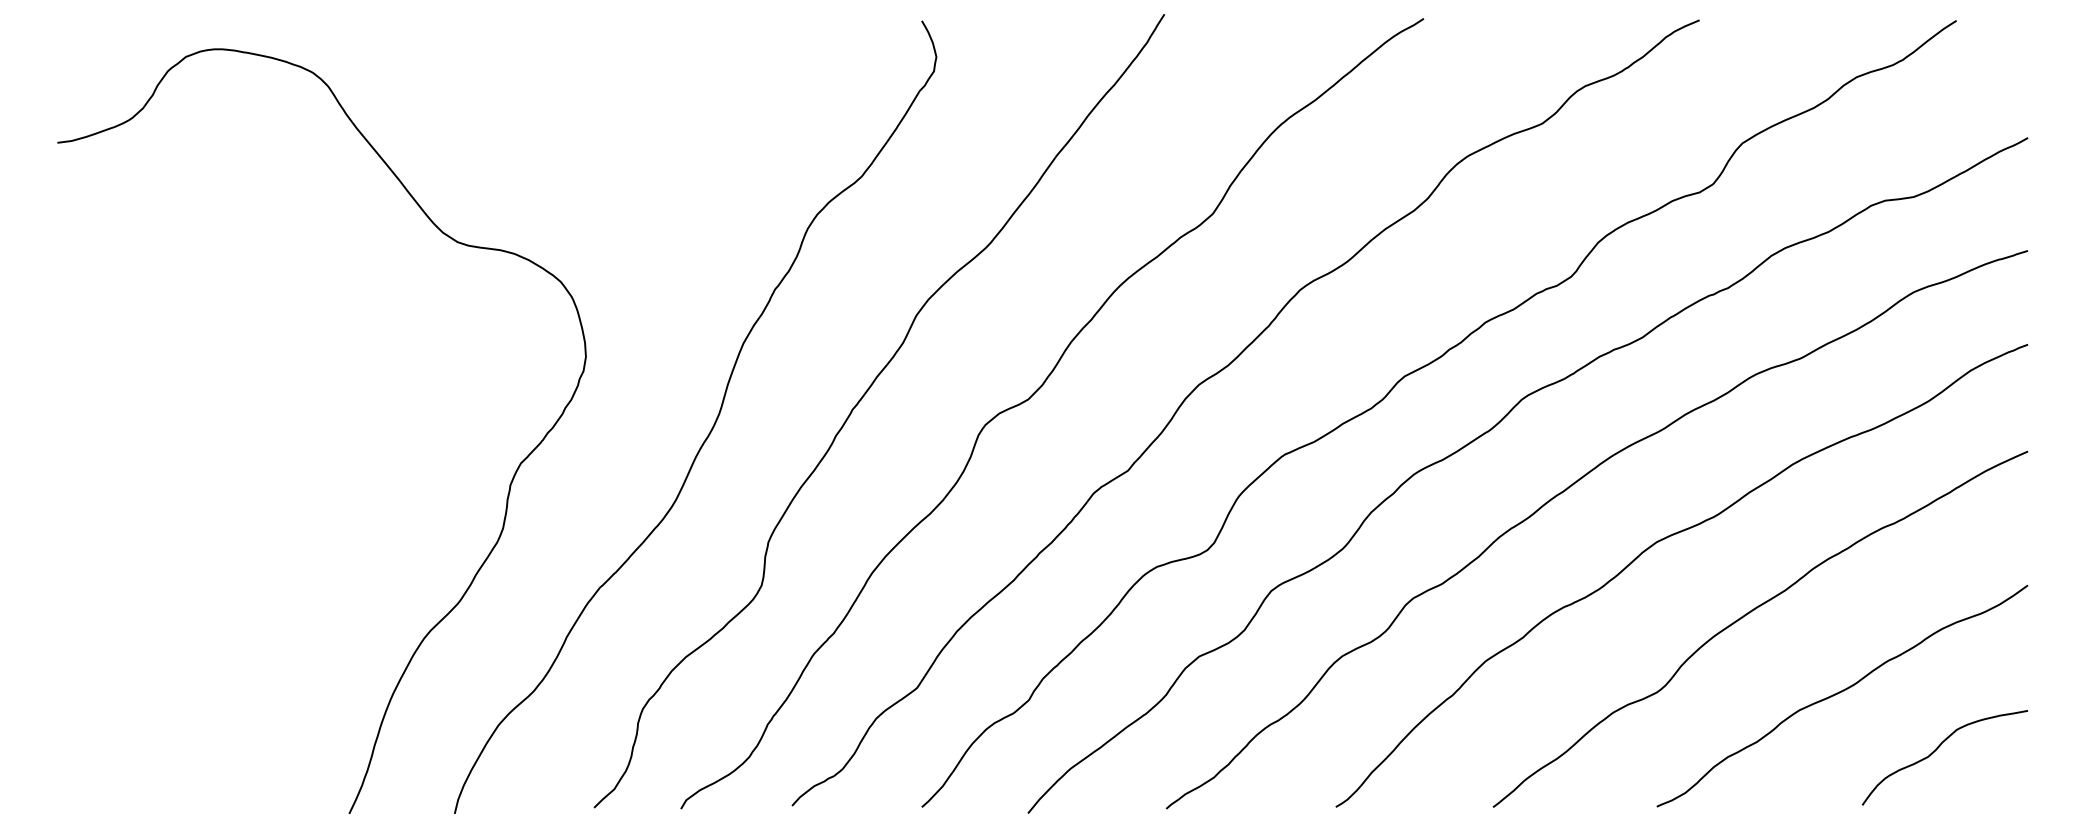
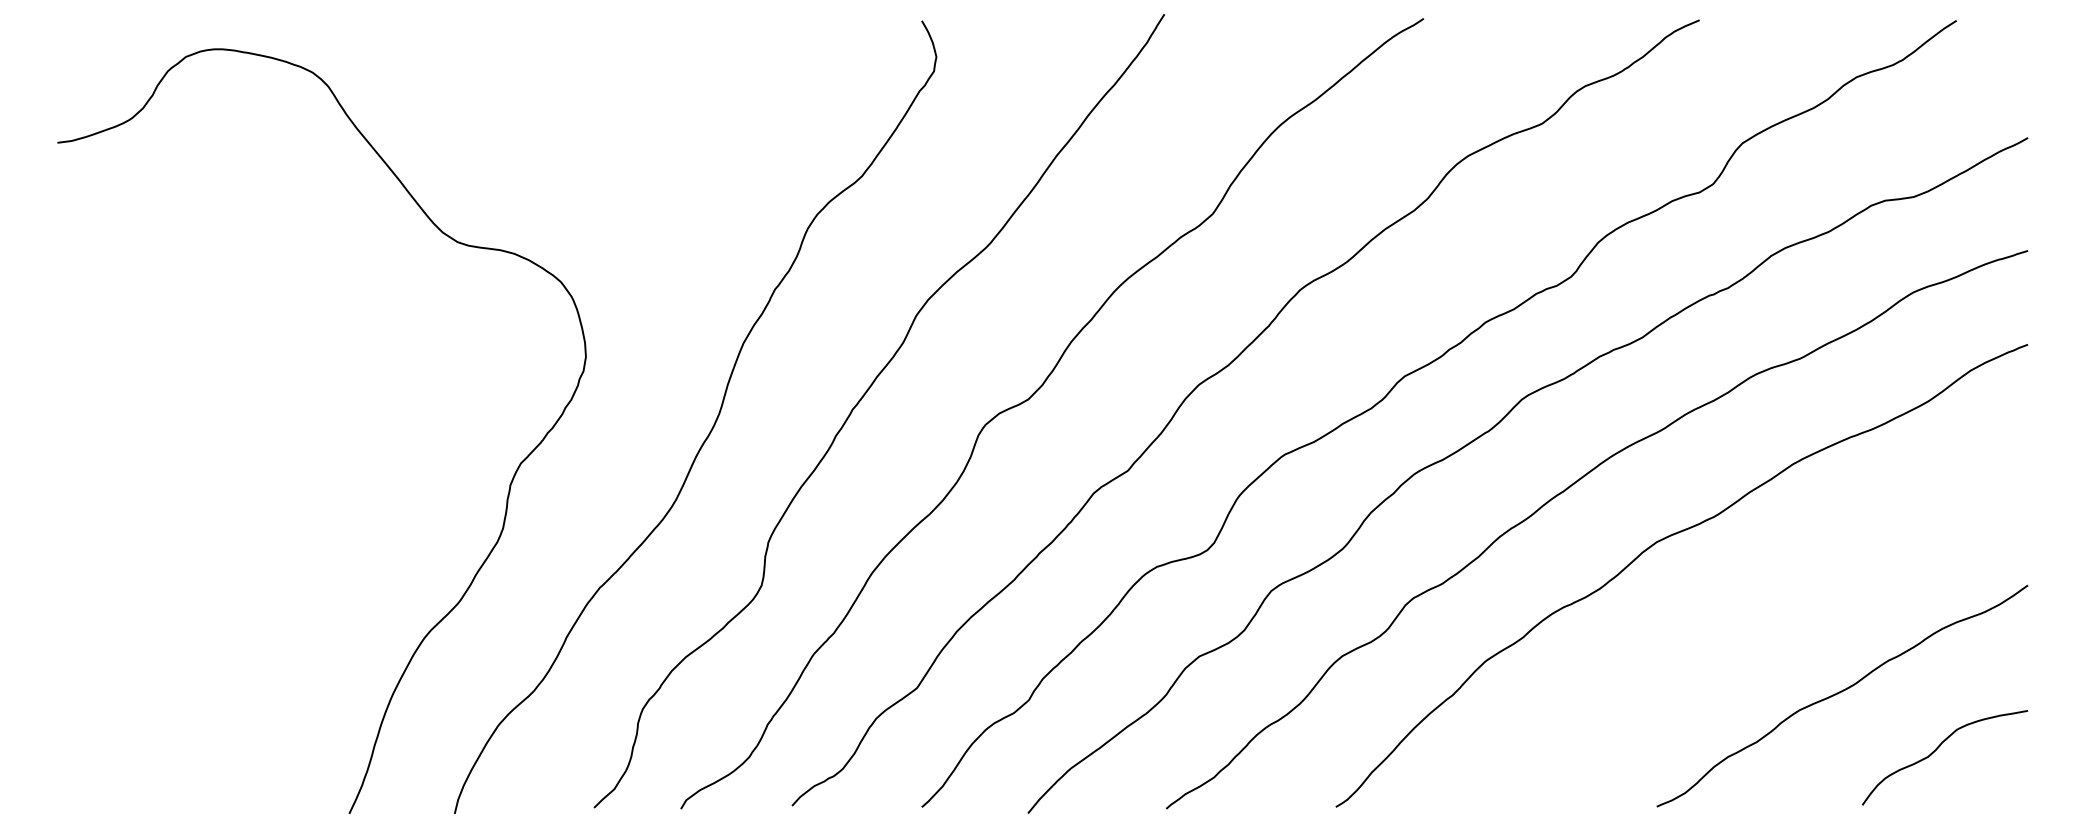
curve: present -> none (1751, 612)
